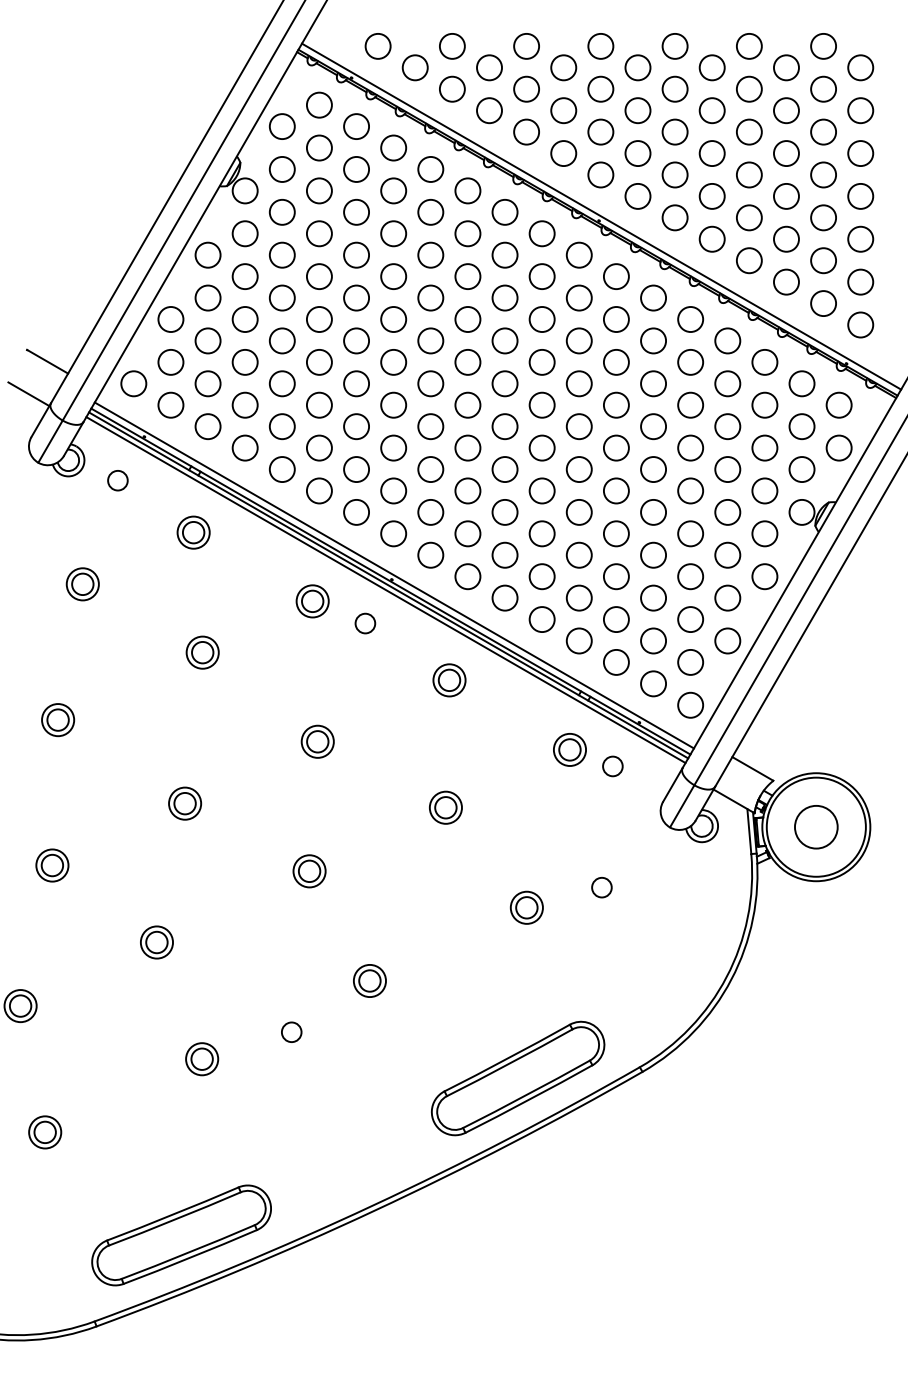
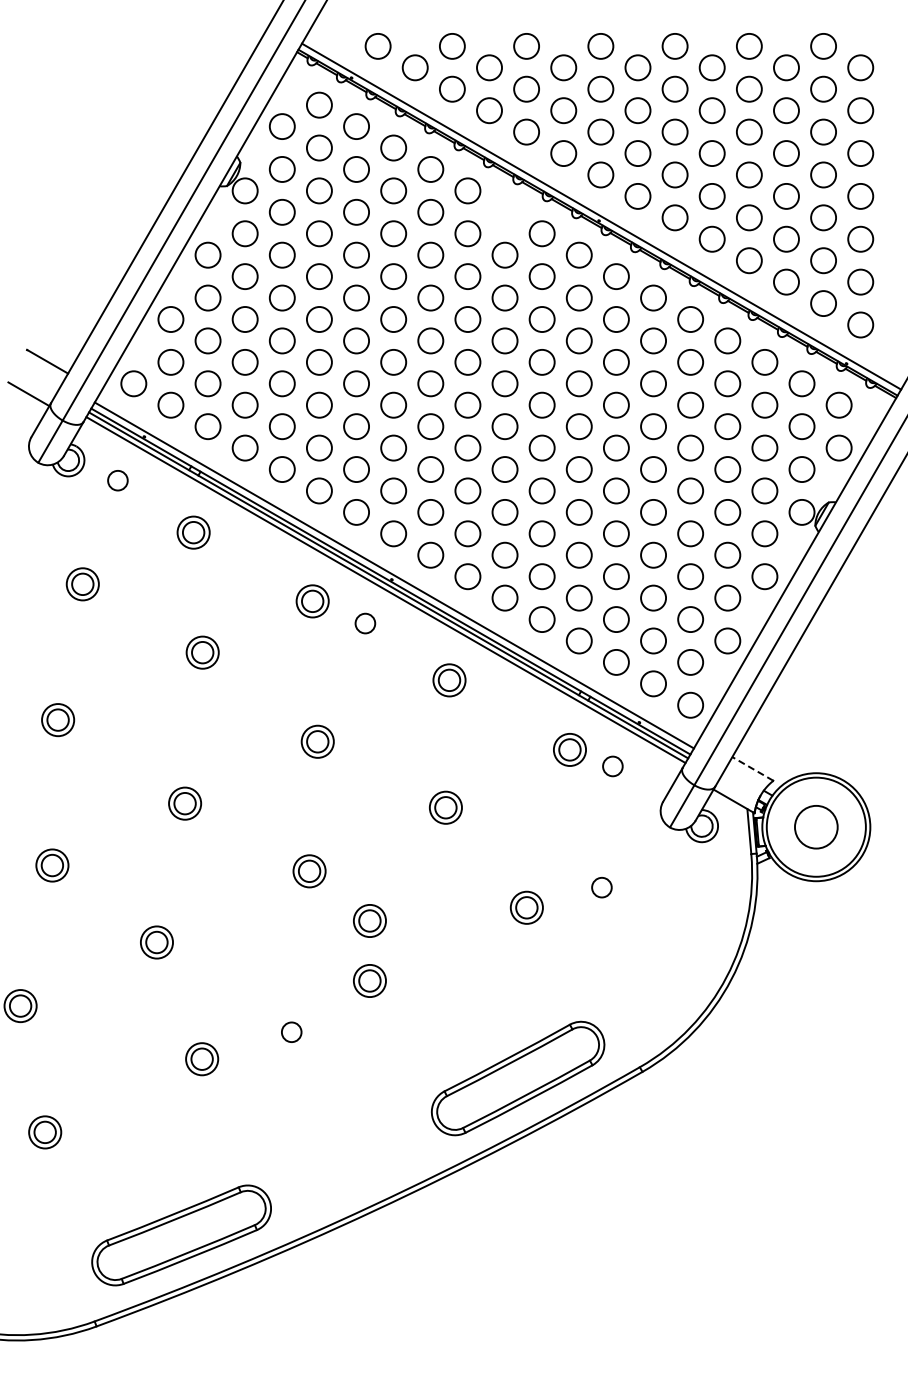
circle: present -> none (504, 212)
line: solid -> dashed (752, 768)
part: none -> present (369, 920)
